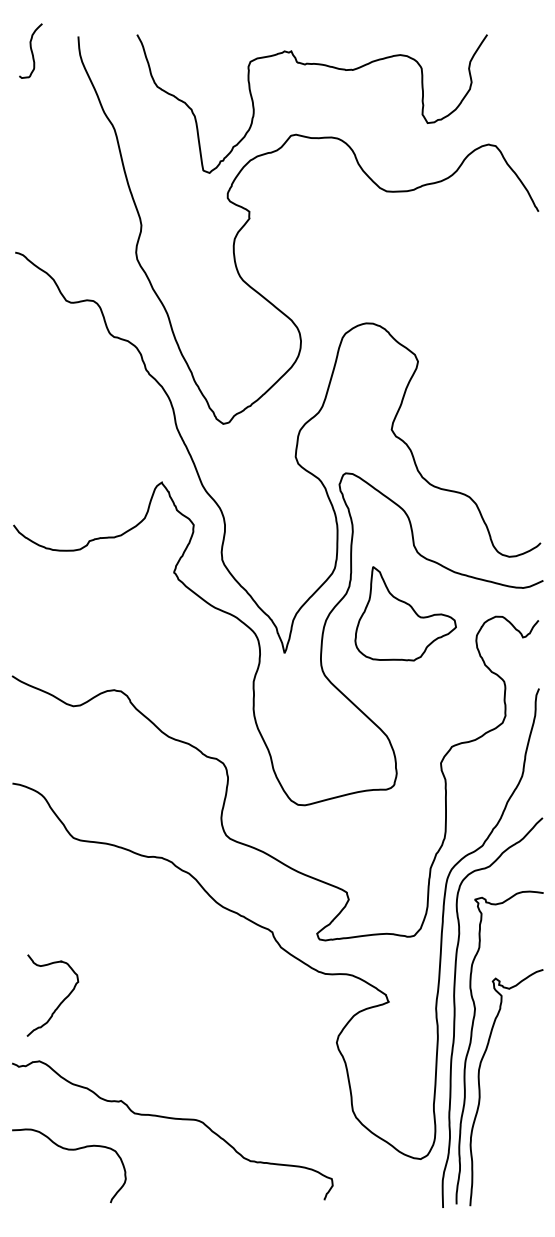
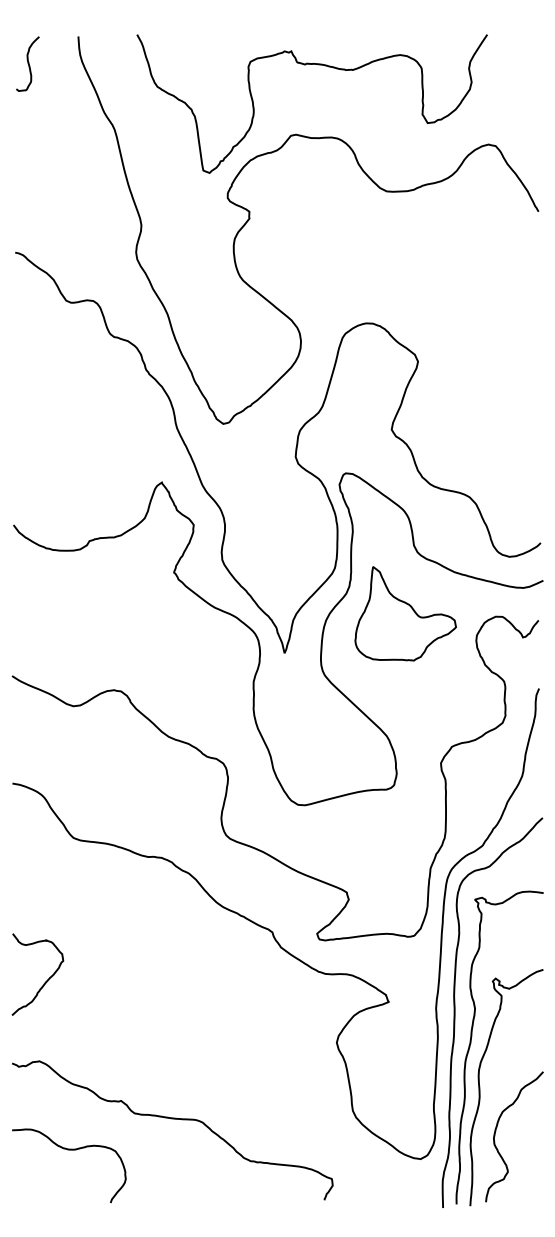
curve position: (30, 50) -> (27, 63) (27, 63)
curve position: (60, 1002) -> (45, 981) (45, 981)
curve: none -> present (496, 1131)
